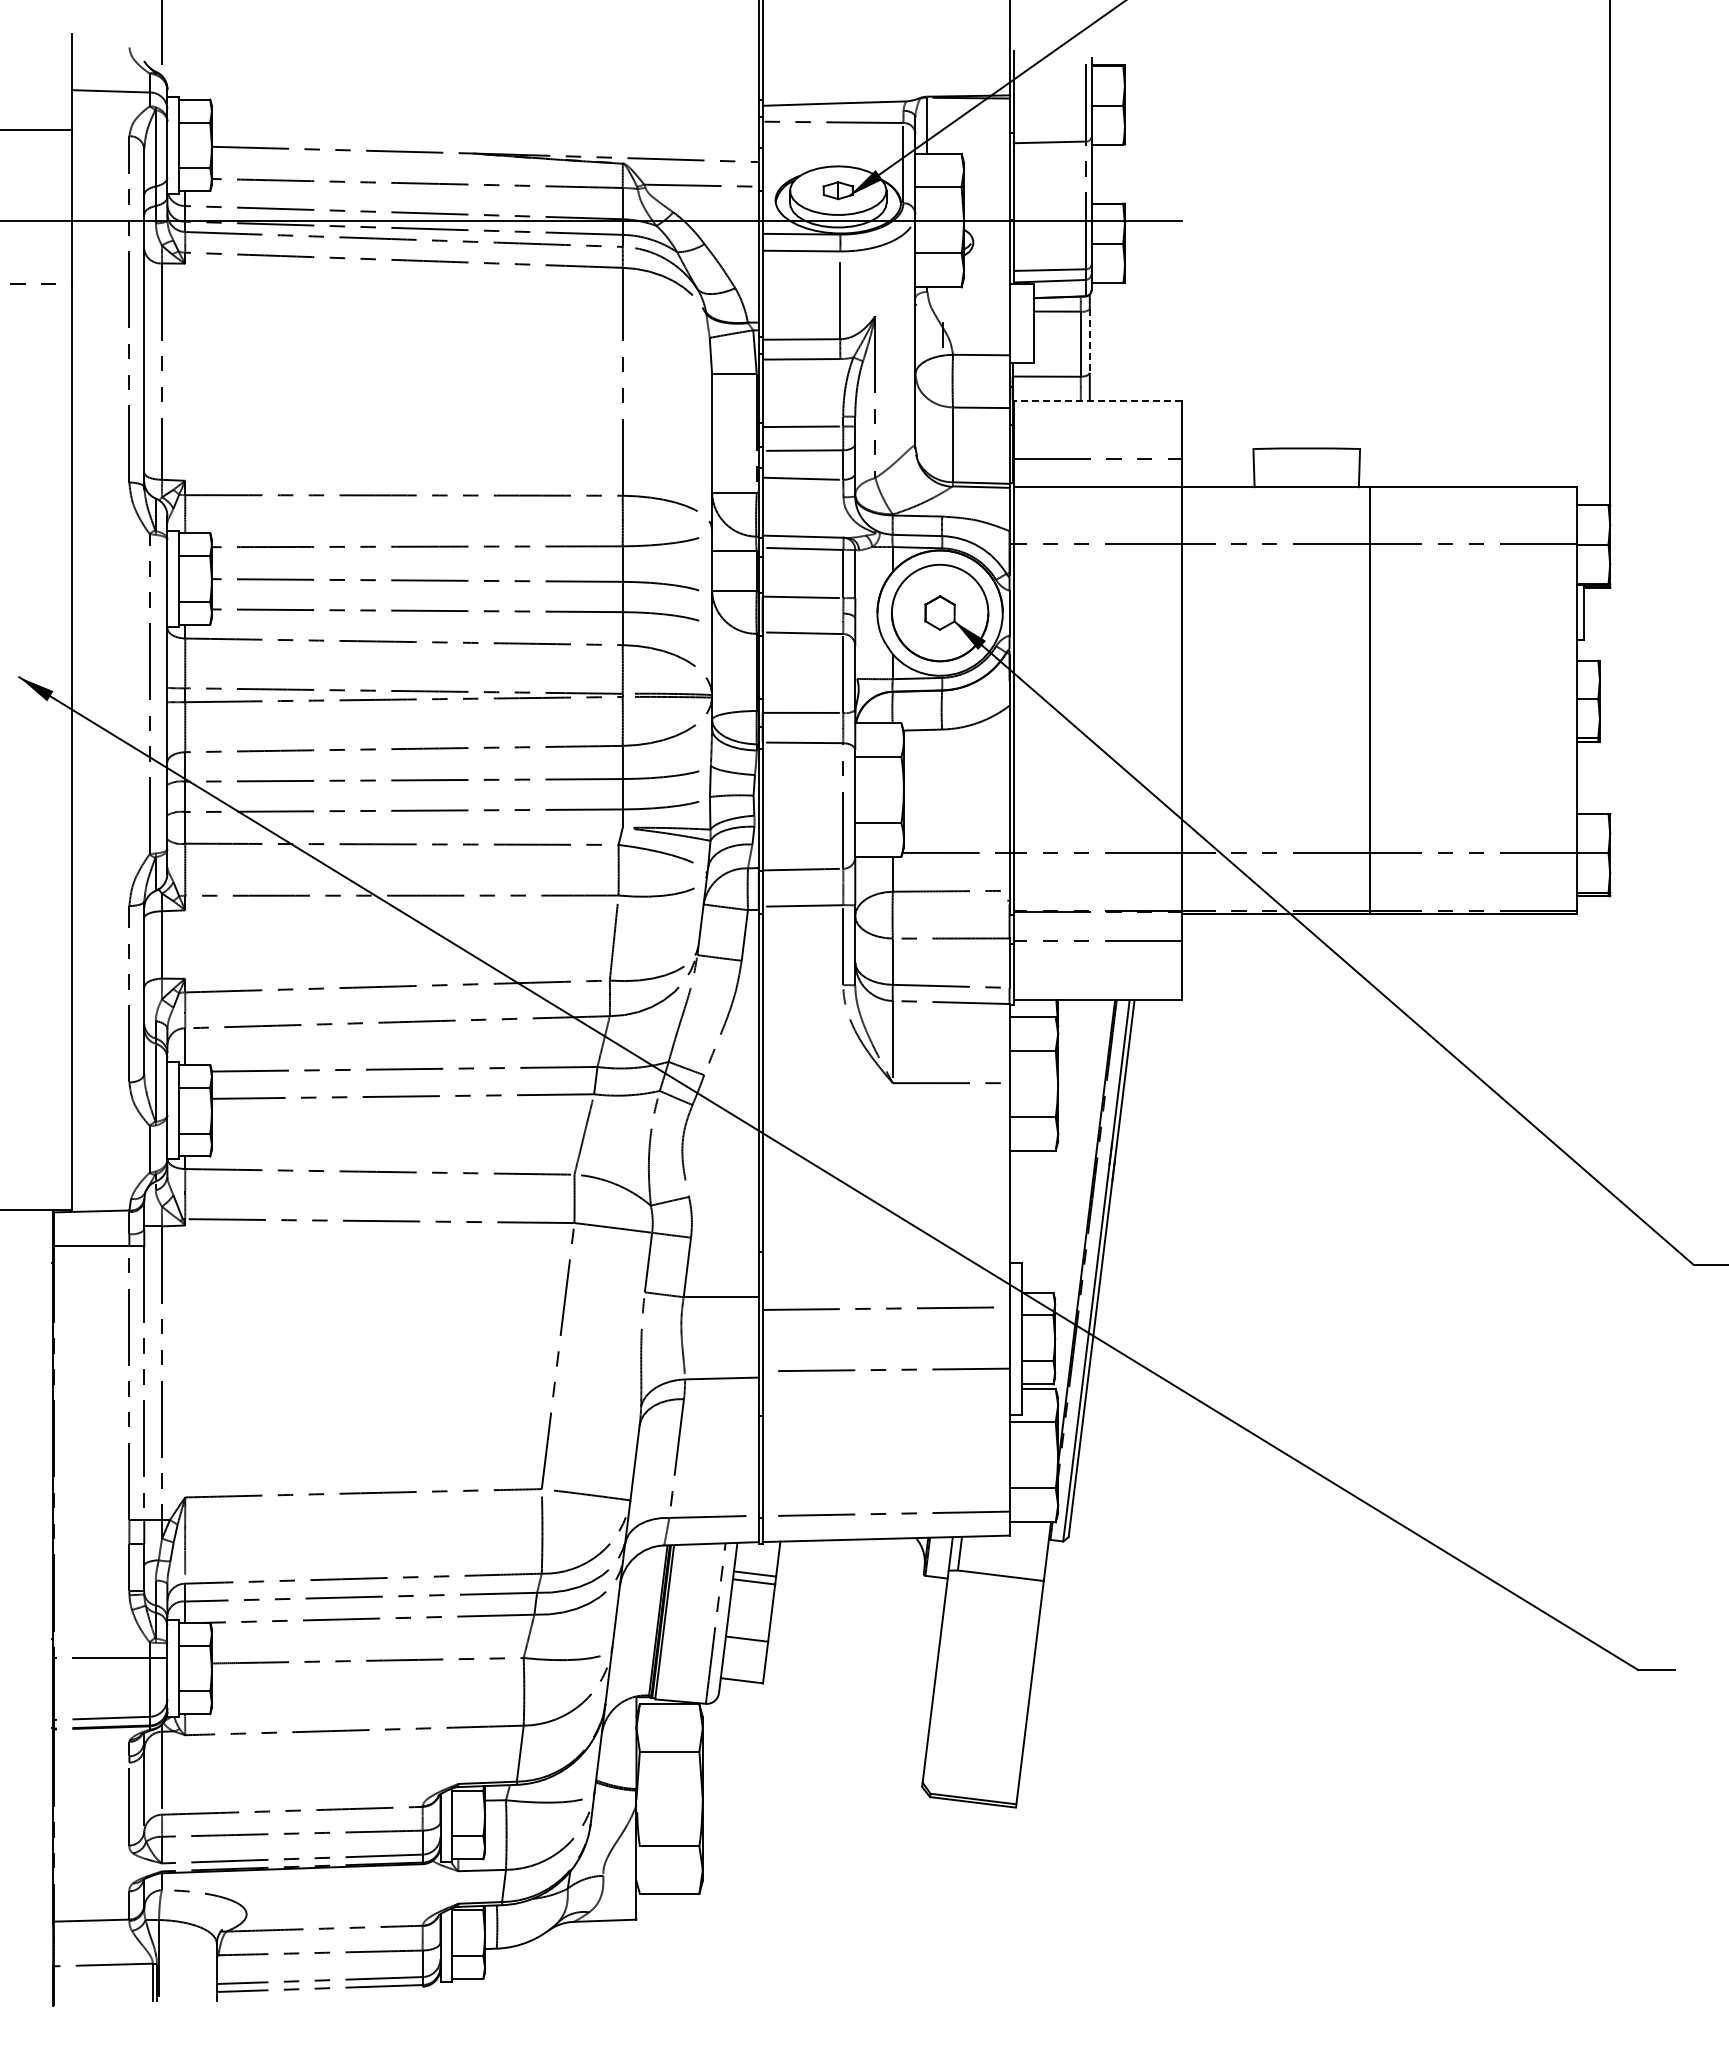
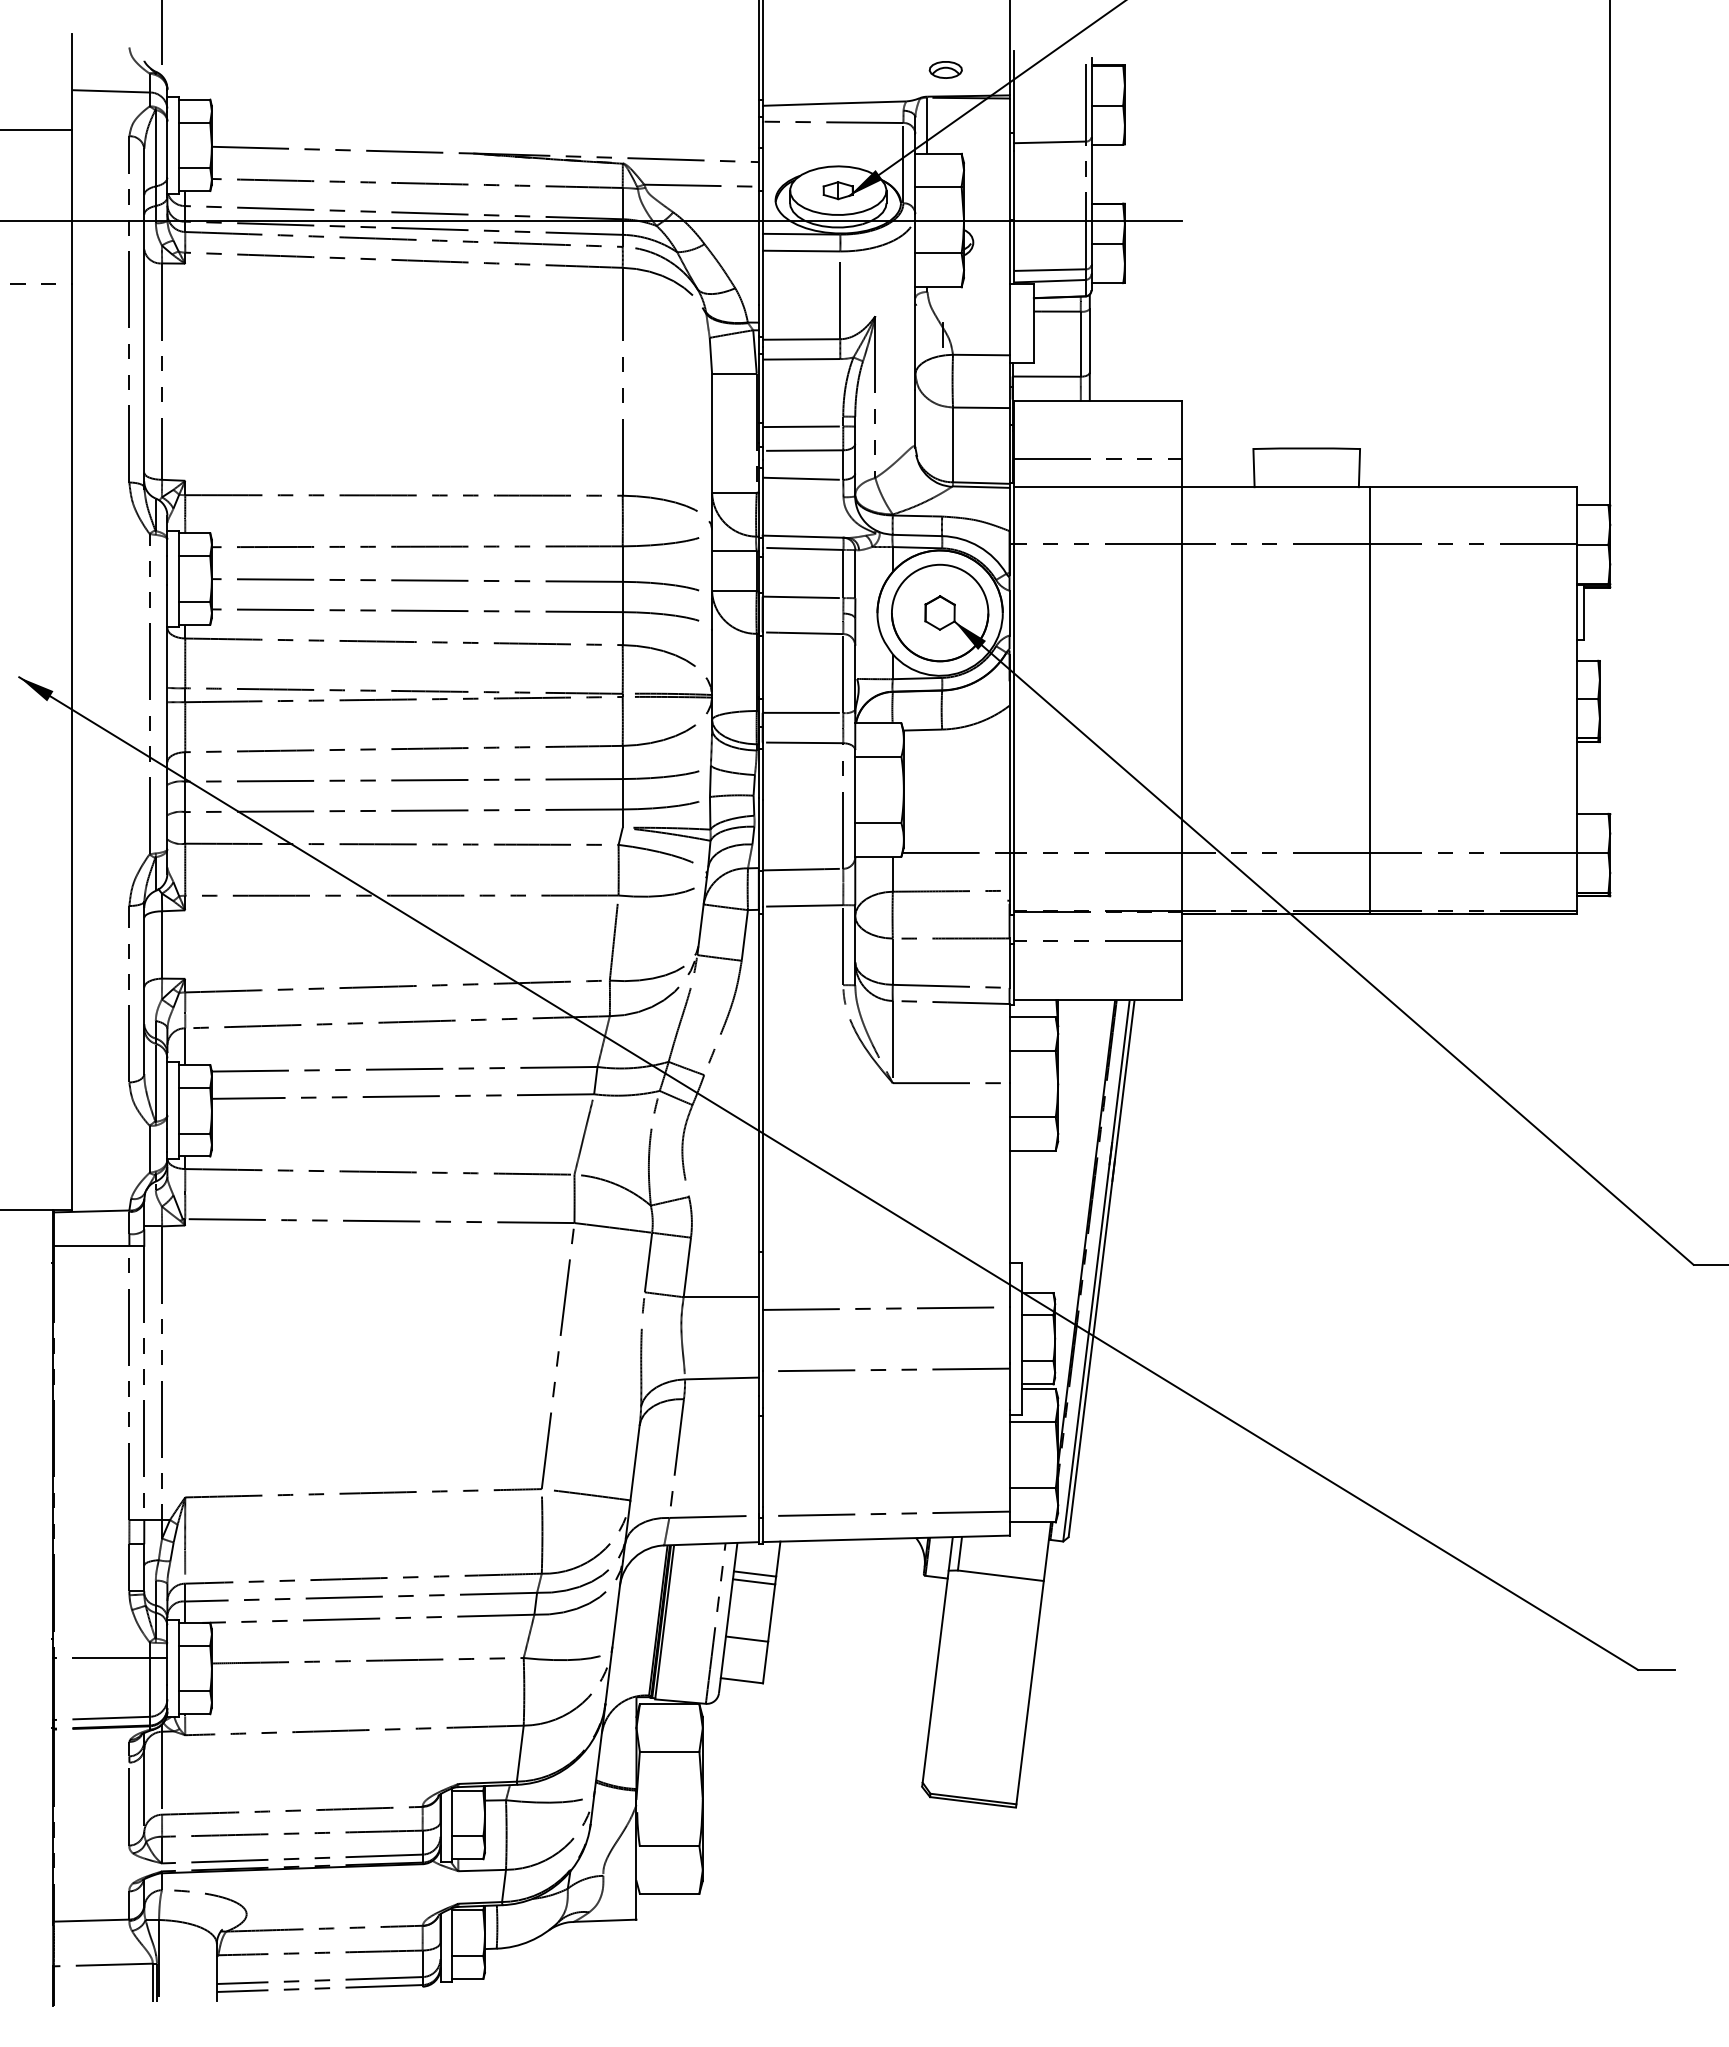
part: none -> present (945, 69)
line: dashed -> solid (1089, 341)
line: dashed -> solid (1097, 401)
